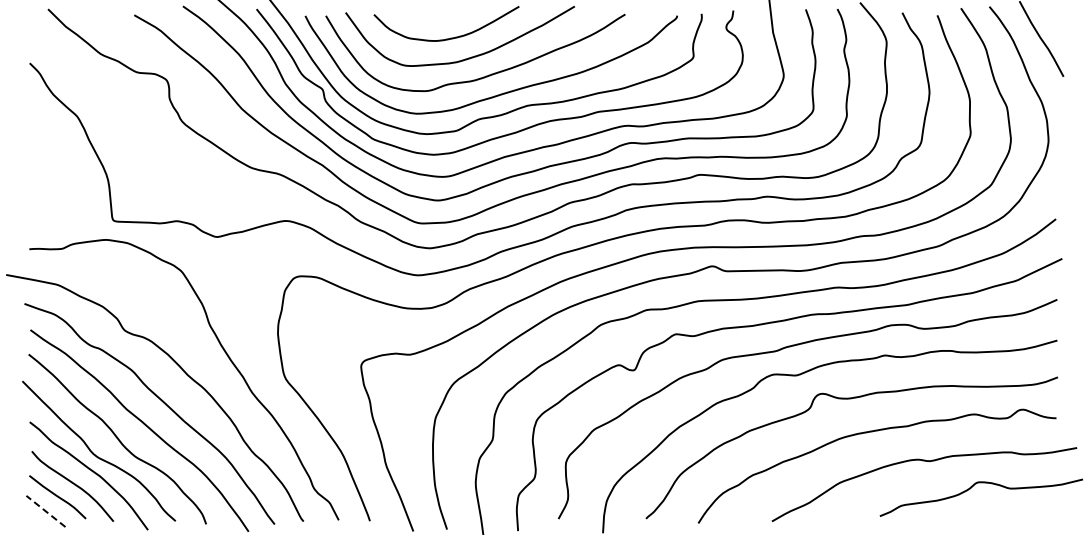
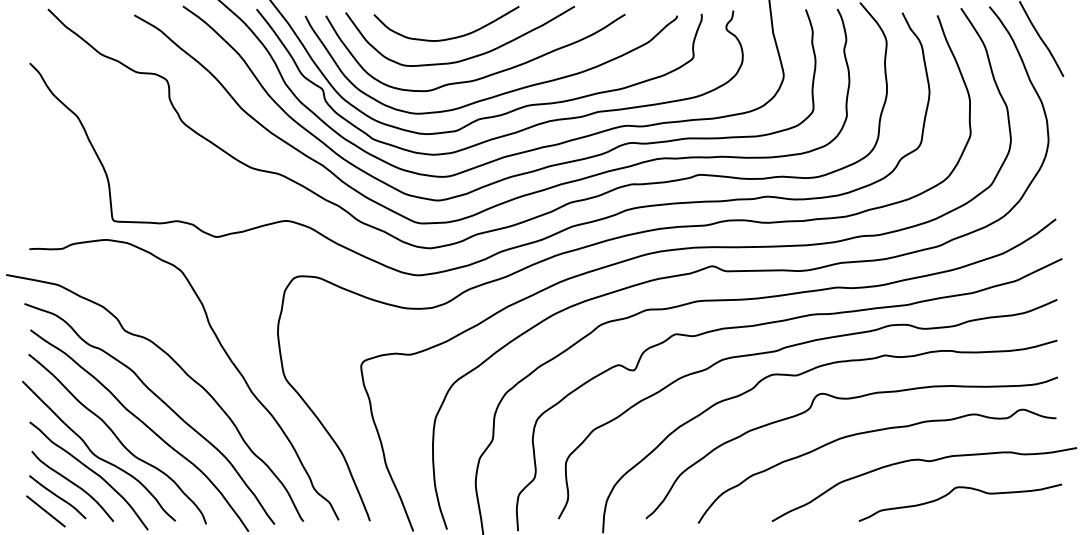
curve position: (971, 488) -> (950, 493) (950, 493)
line: dashed -> solid (45, 511)
